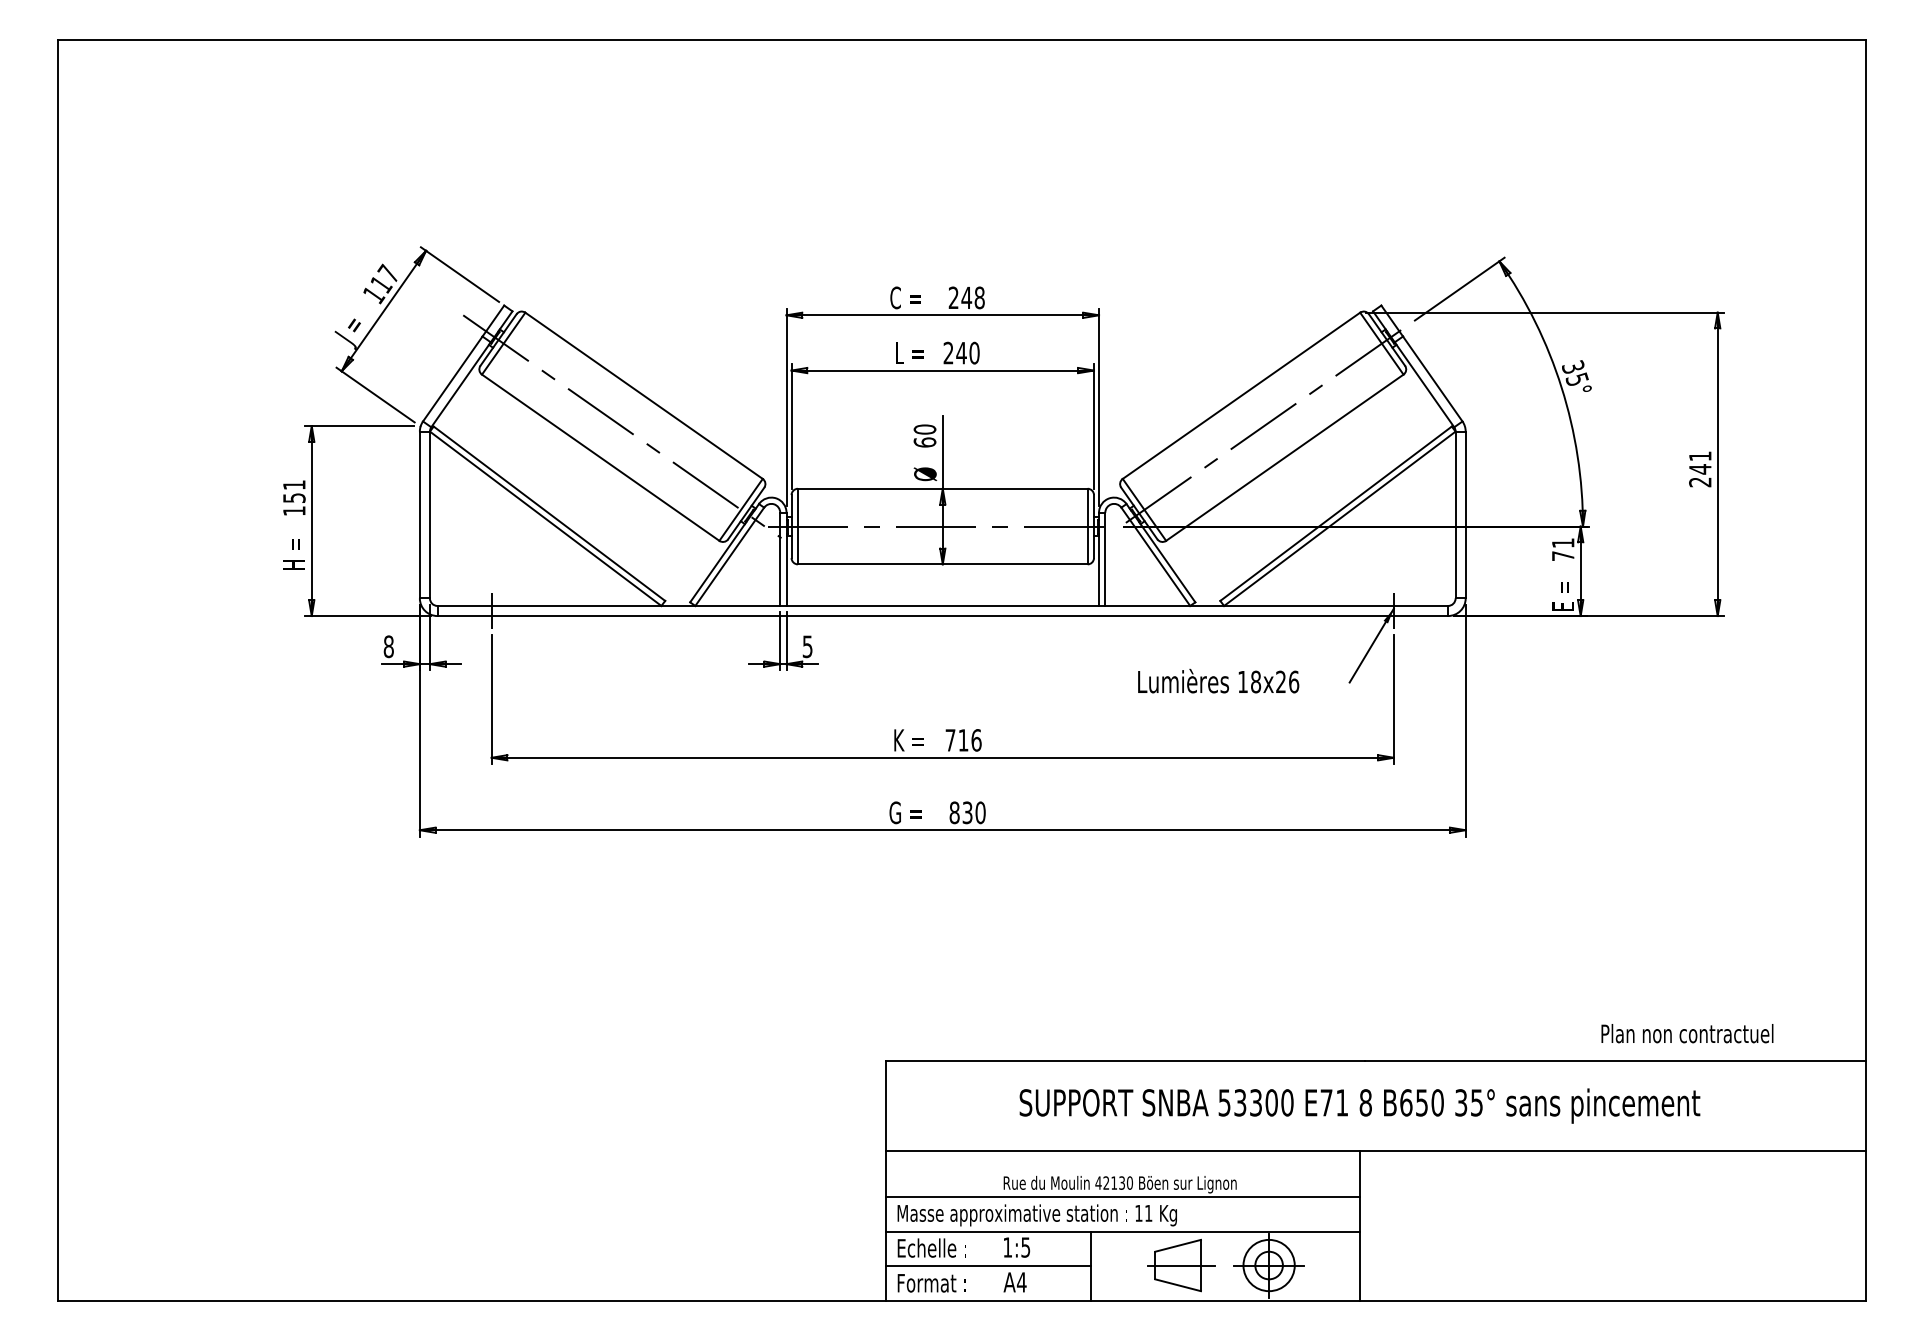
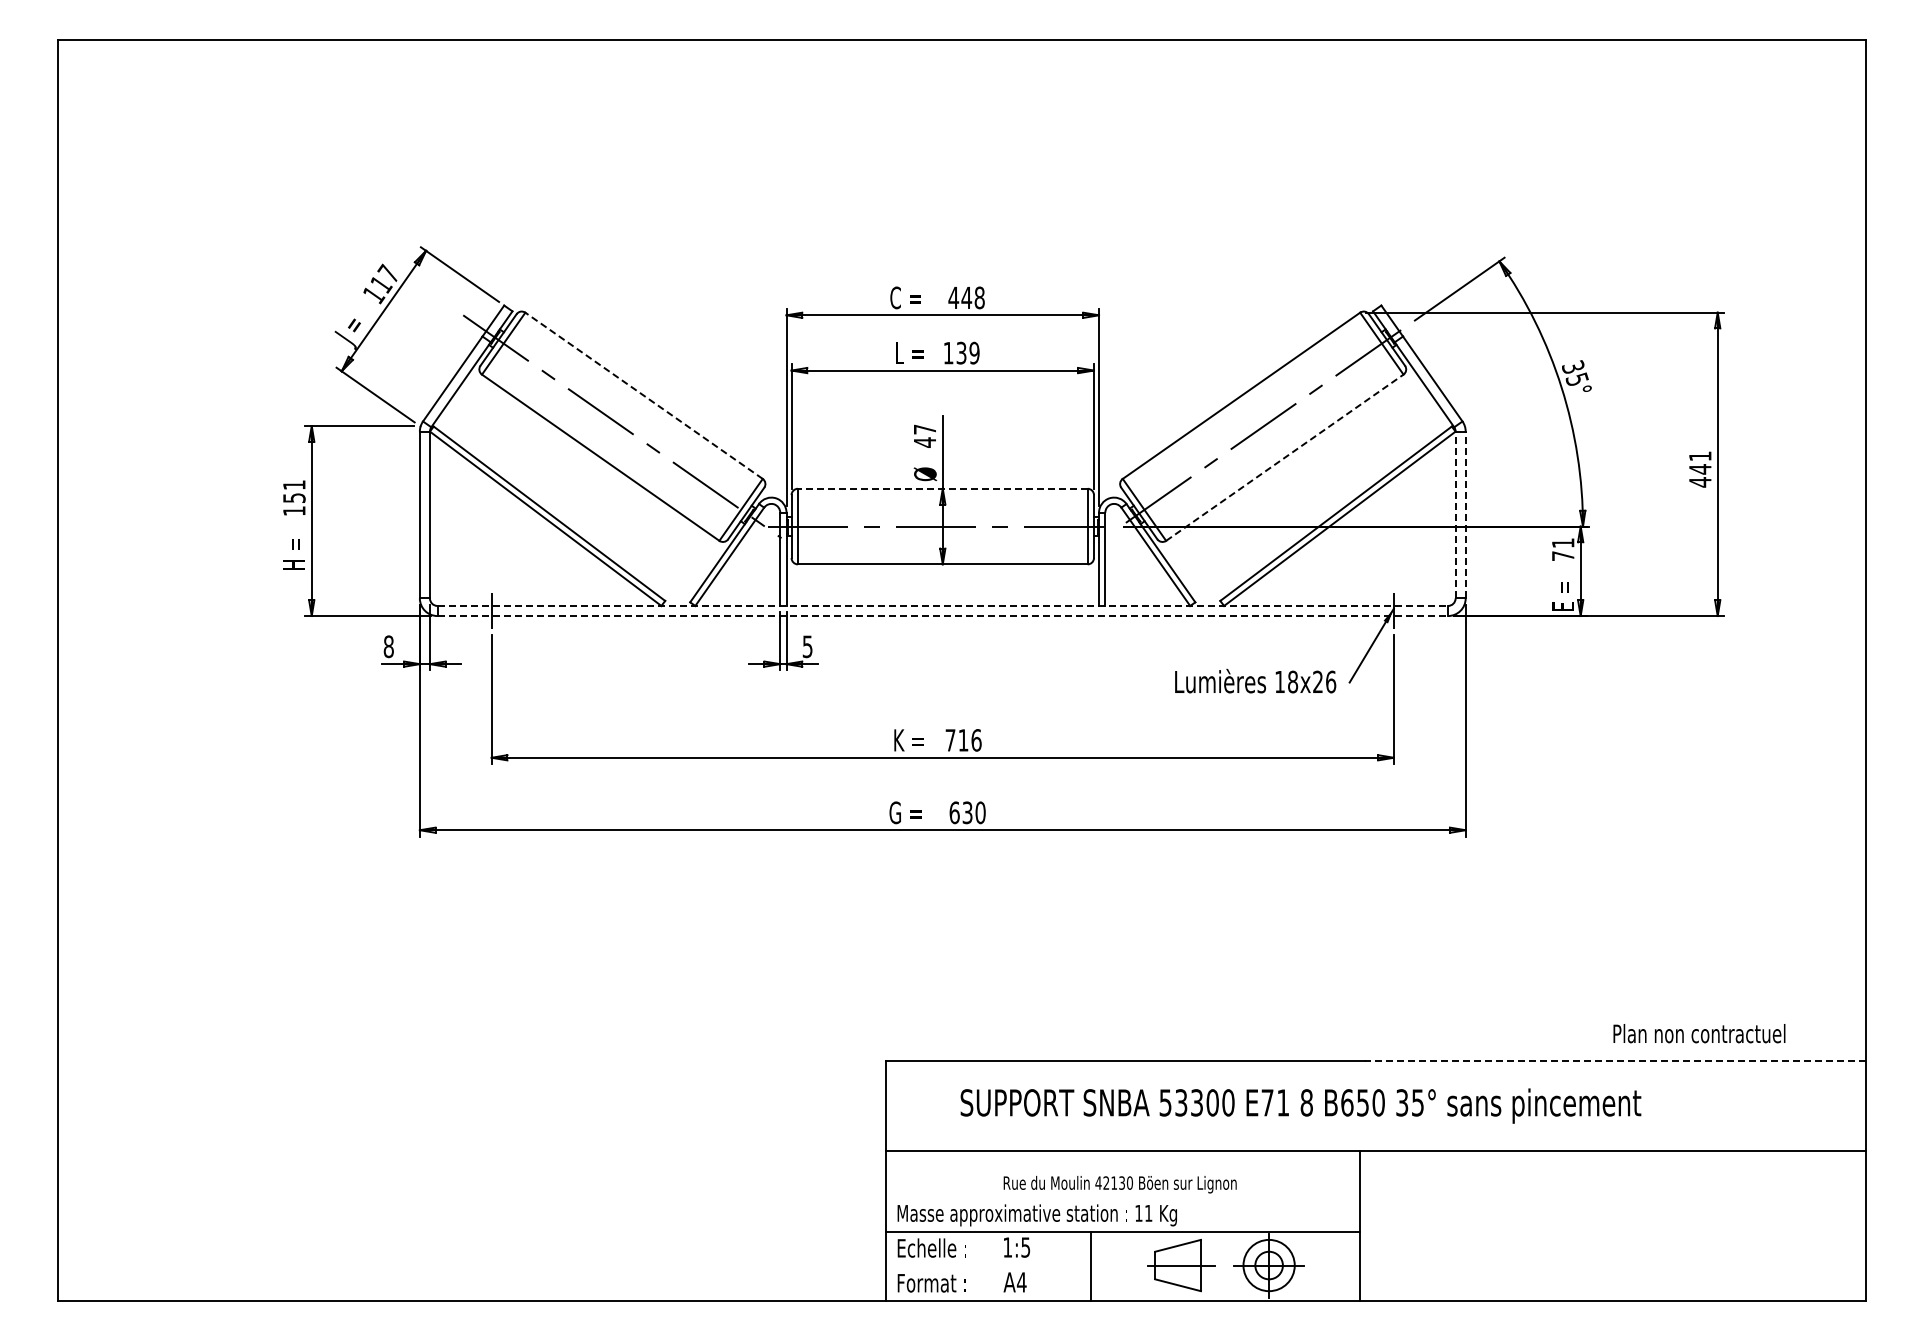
text: 248 -> 448 (953, 297)
text: 240 -> 139 (961, 352)
line: solid -> dashed (644, 395)
text: 60 -> 47 (924, 435)
line: solid -> dashed (1284, 457)
text: 241 -> 441 (1700, 482)
line: solid -> dashed (942, 488)
line: solid -> dashed (1455, 514)
line: solid -> dashed (1465, 514)
line: solid -> dashed (943, 605)
line: solid -> dashed (943, 616)
text position: (1218, 680) -> (1255, 680) (1255, 680)
text: 830 -> 630 (954, 812)
text position: (1687, 1033) -> (1699, 1033) (1699, 1033)
line: solid -> dashed (1615, 1061)
text position: (1359, 1105) -> (1300, 1105) (1300, 1105)
line: present -> none (1122, 1196)
line: present -> none (988, 1266)
